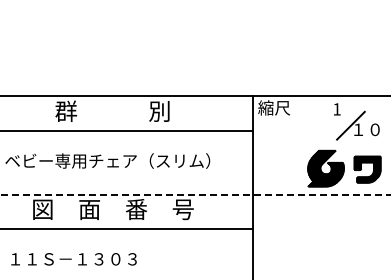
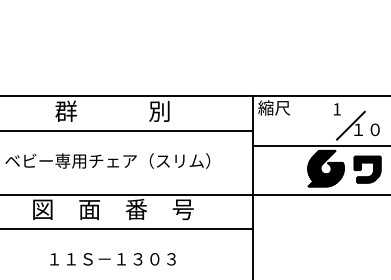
line: none -> present (319, 145)
line: dashed -> solid (195, 195)
text position: (73, 259) -> (112, 259) (112, 259)
